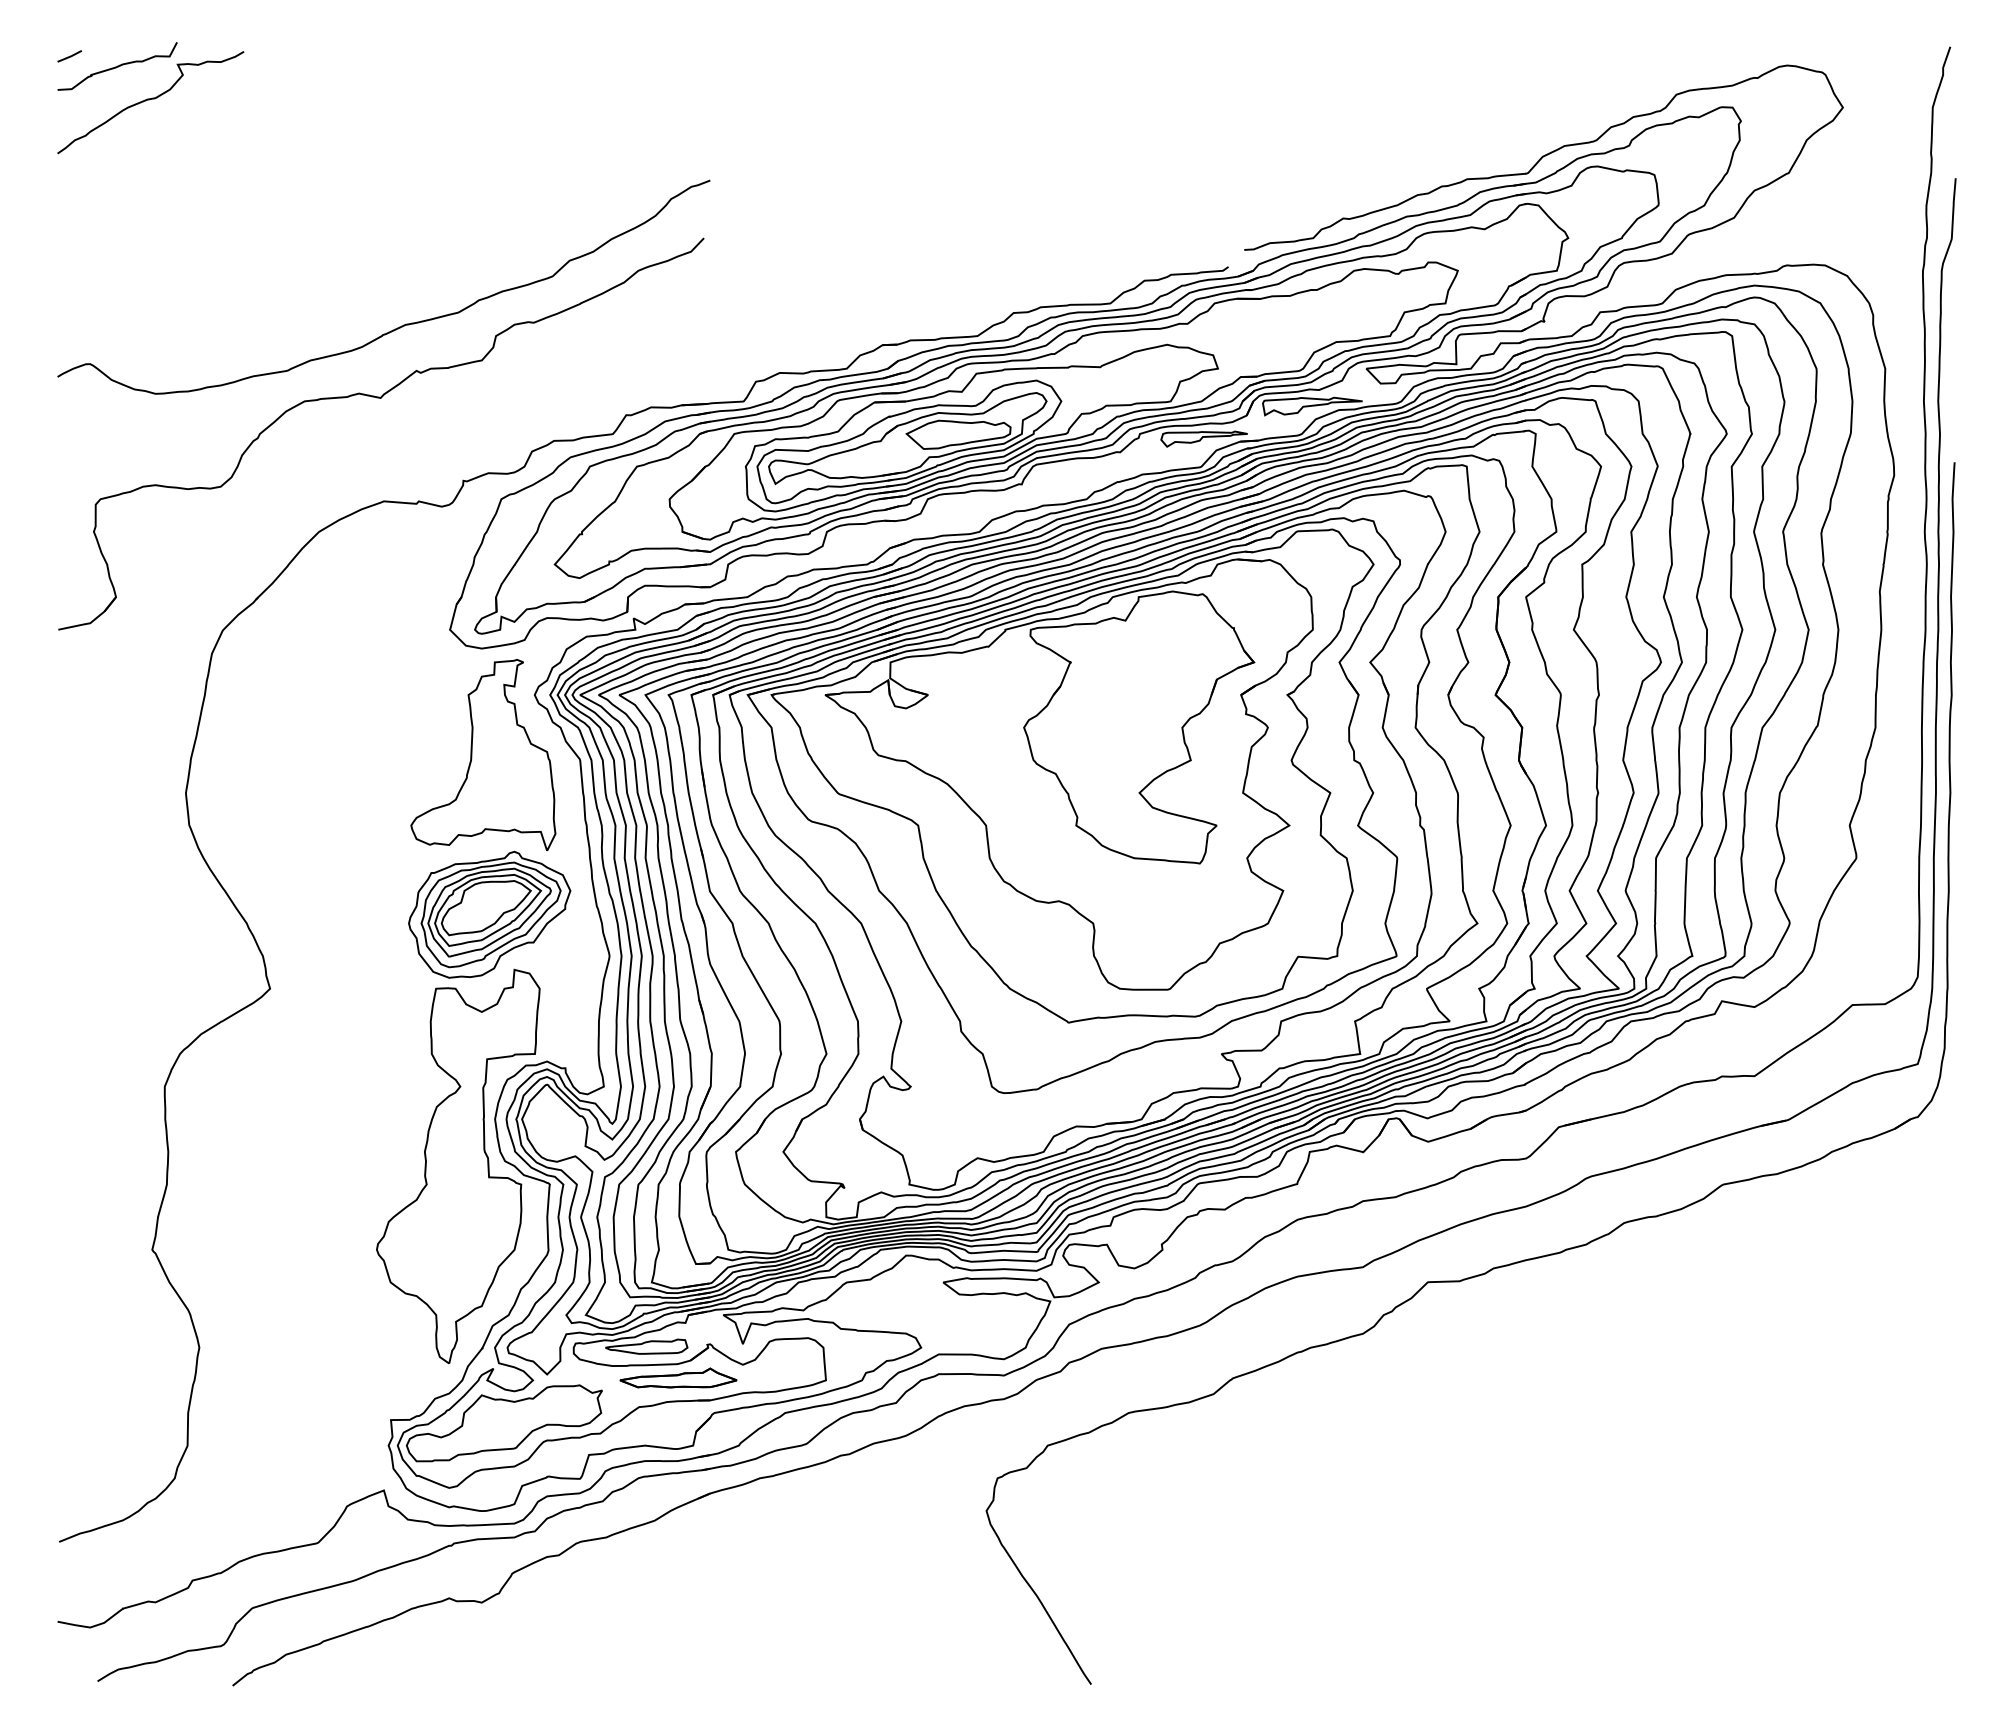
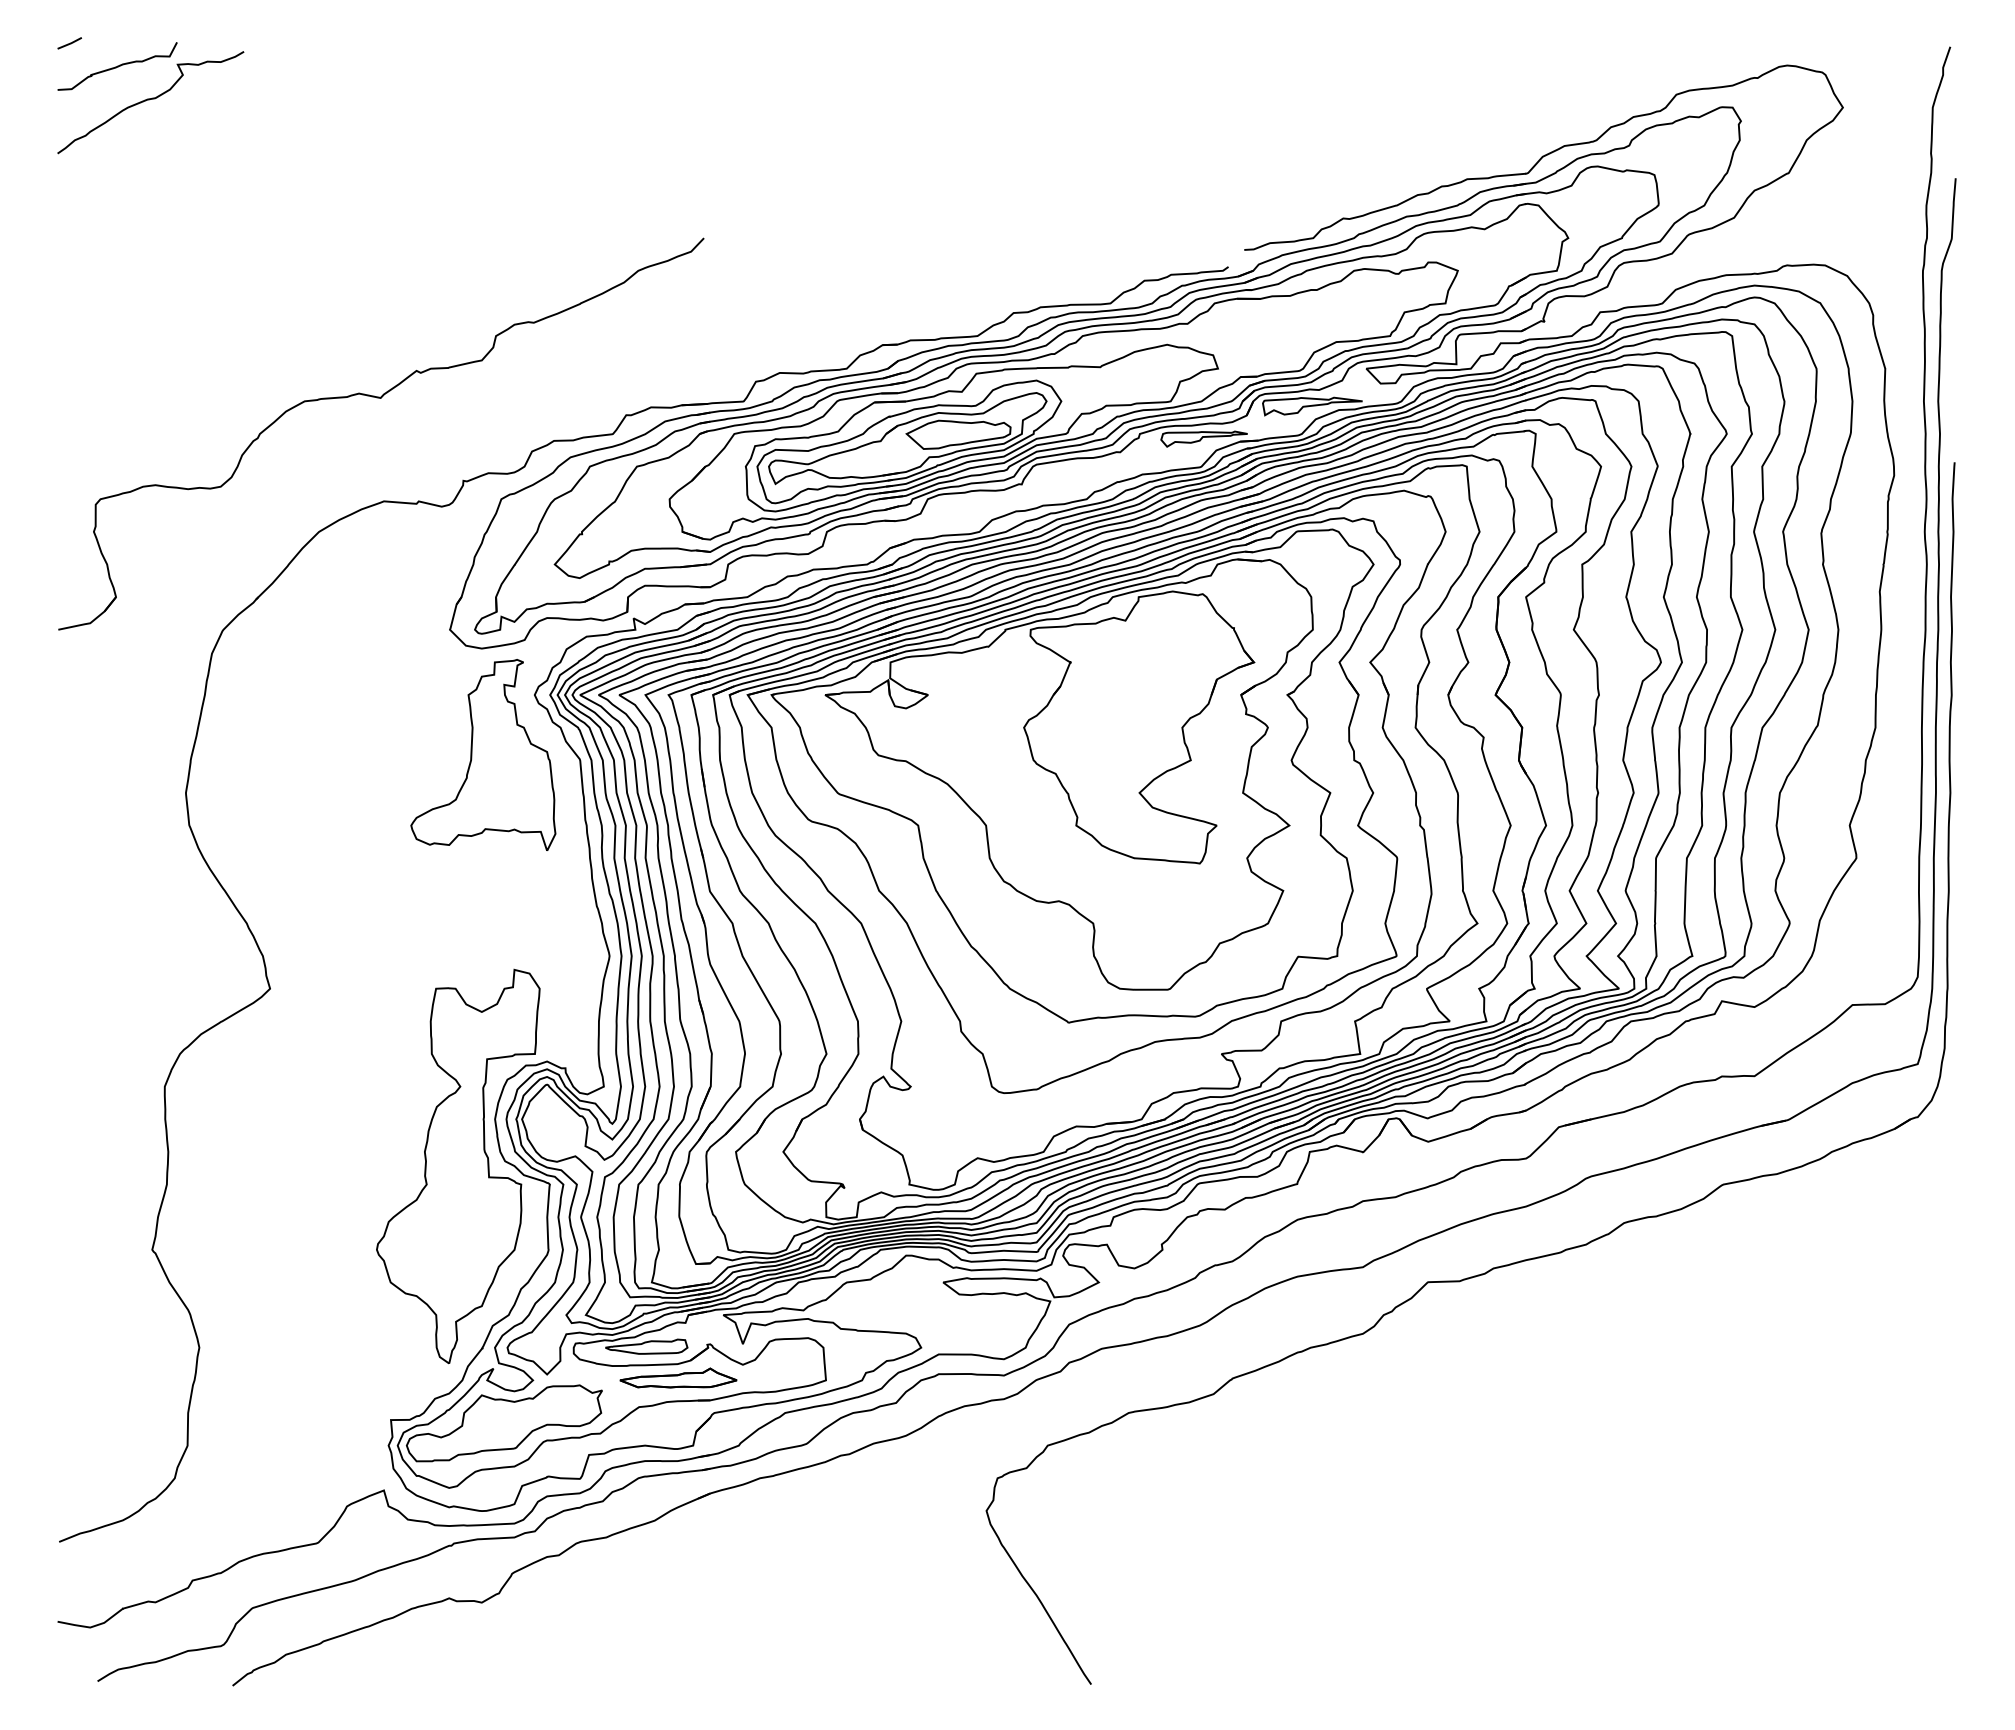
line position: (69, 56) -> (69, 43) (69, 43)
curve: present -> none (403, 324)
part: present -> none (489, 914)
